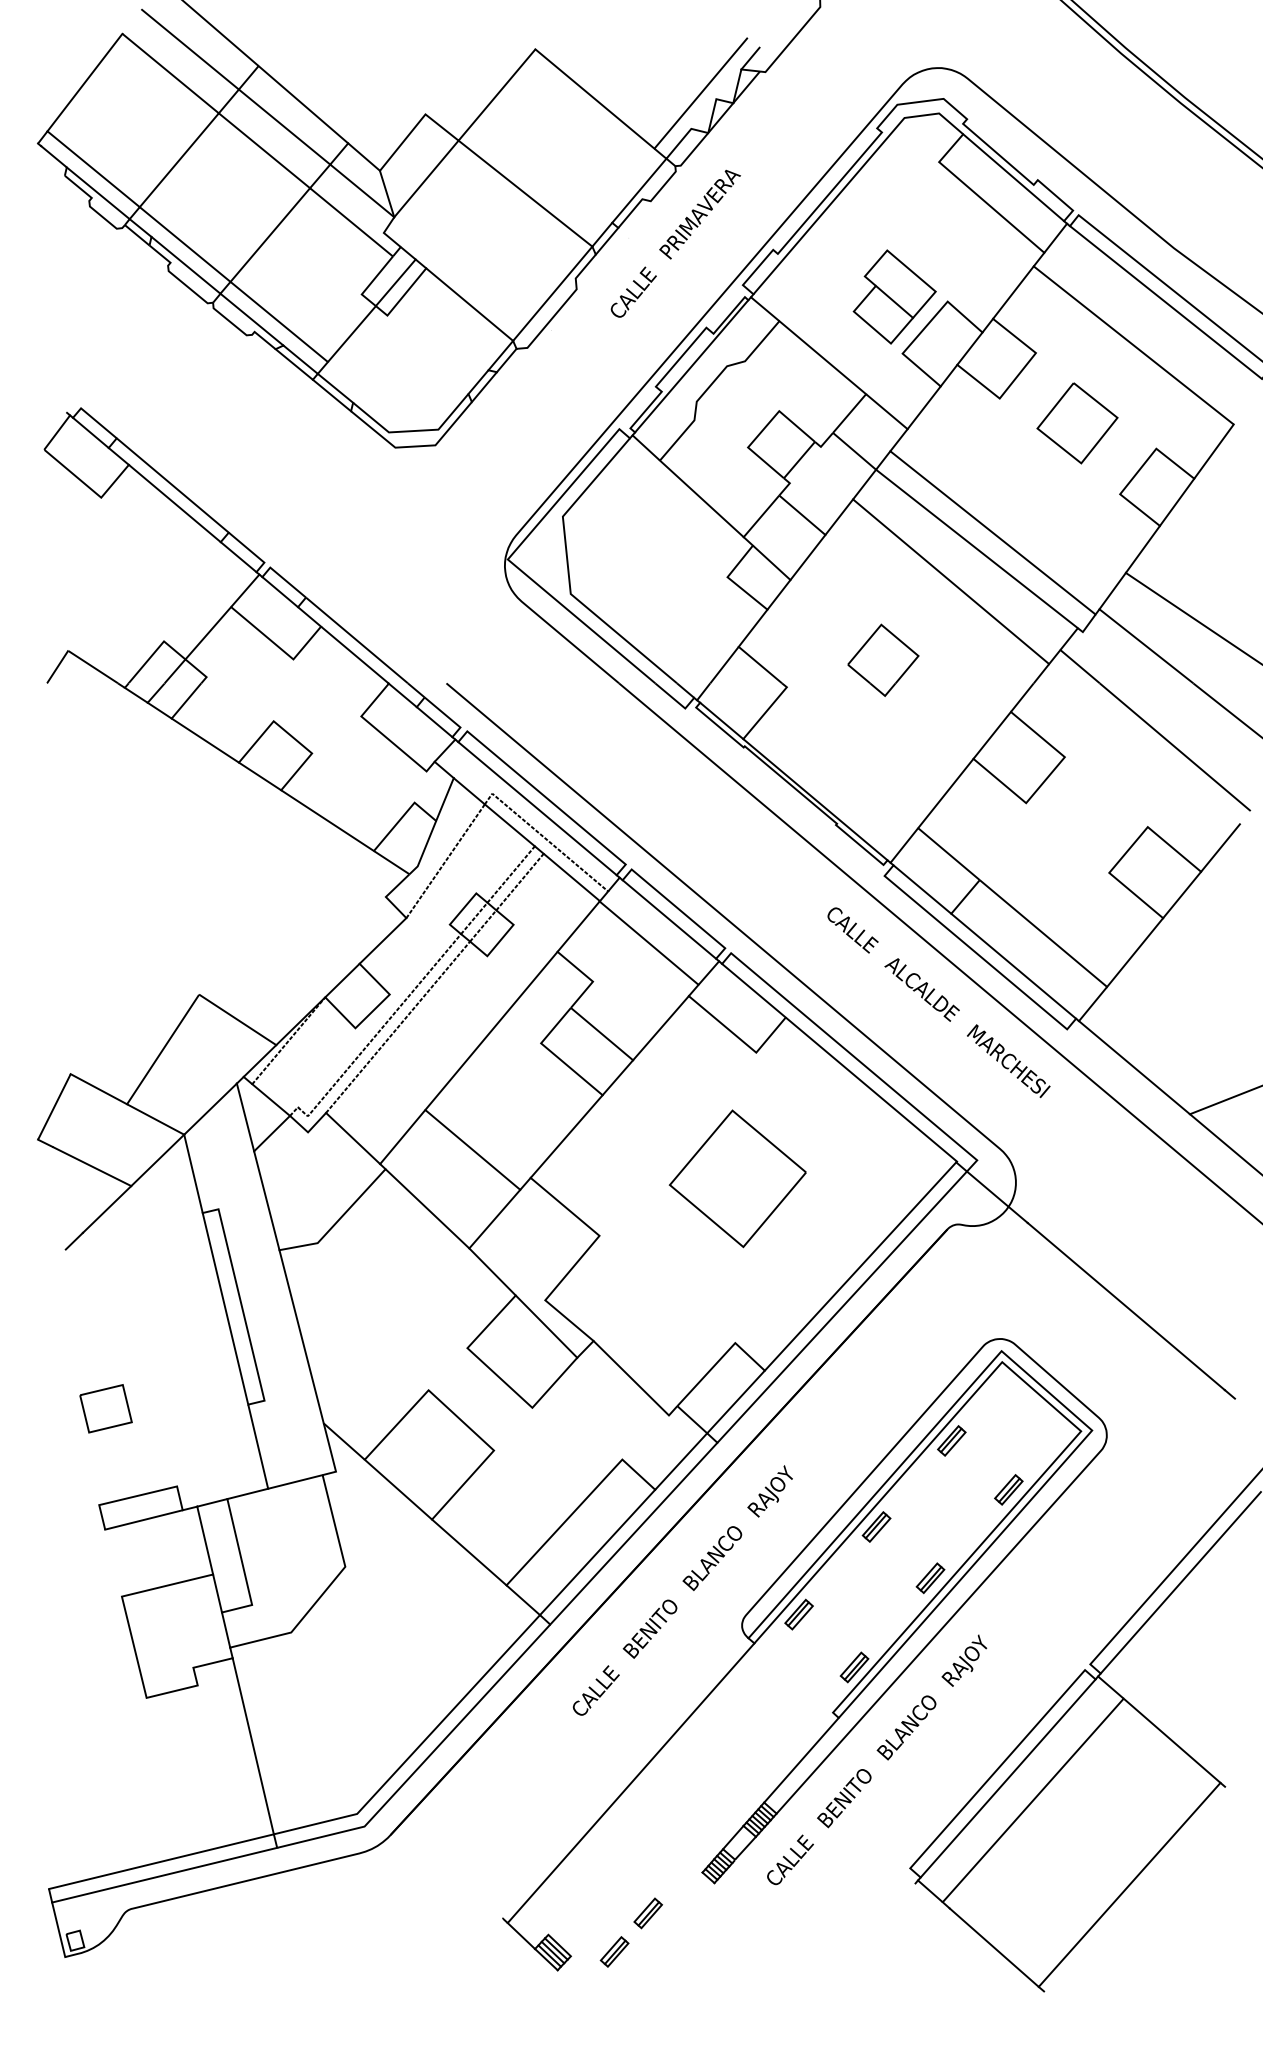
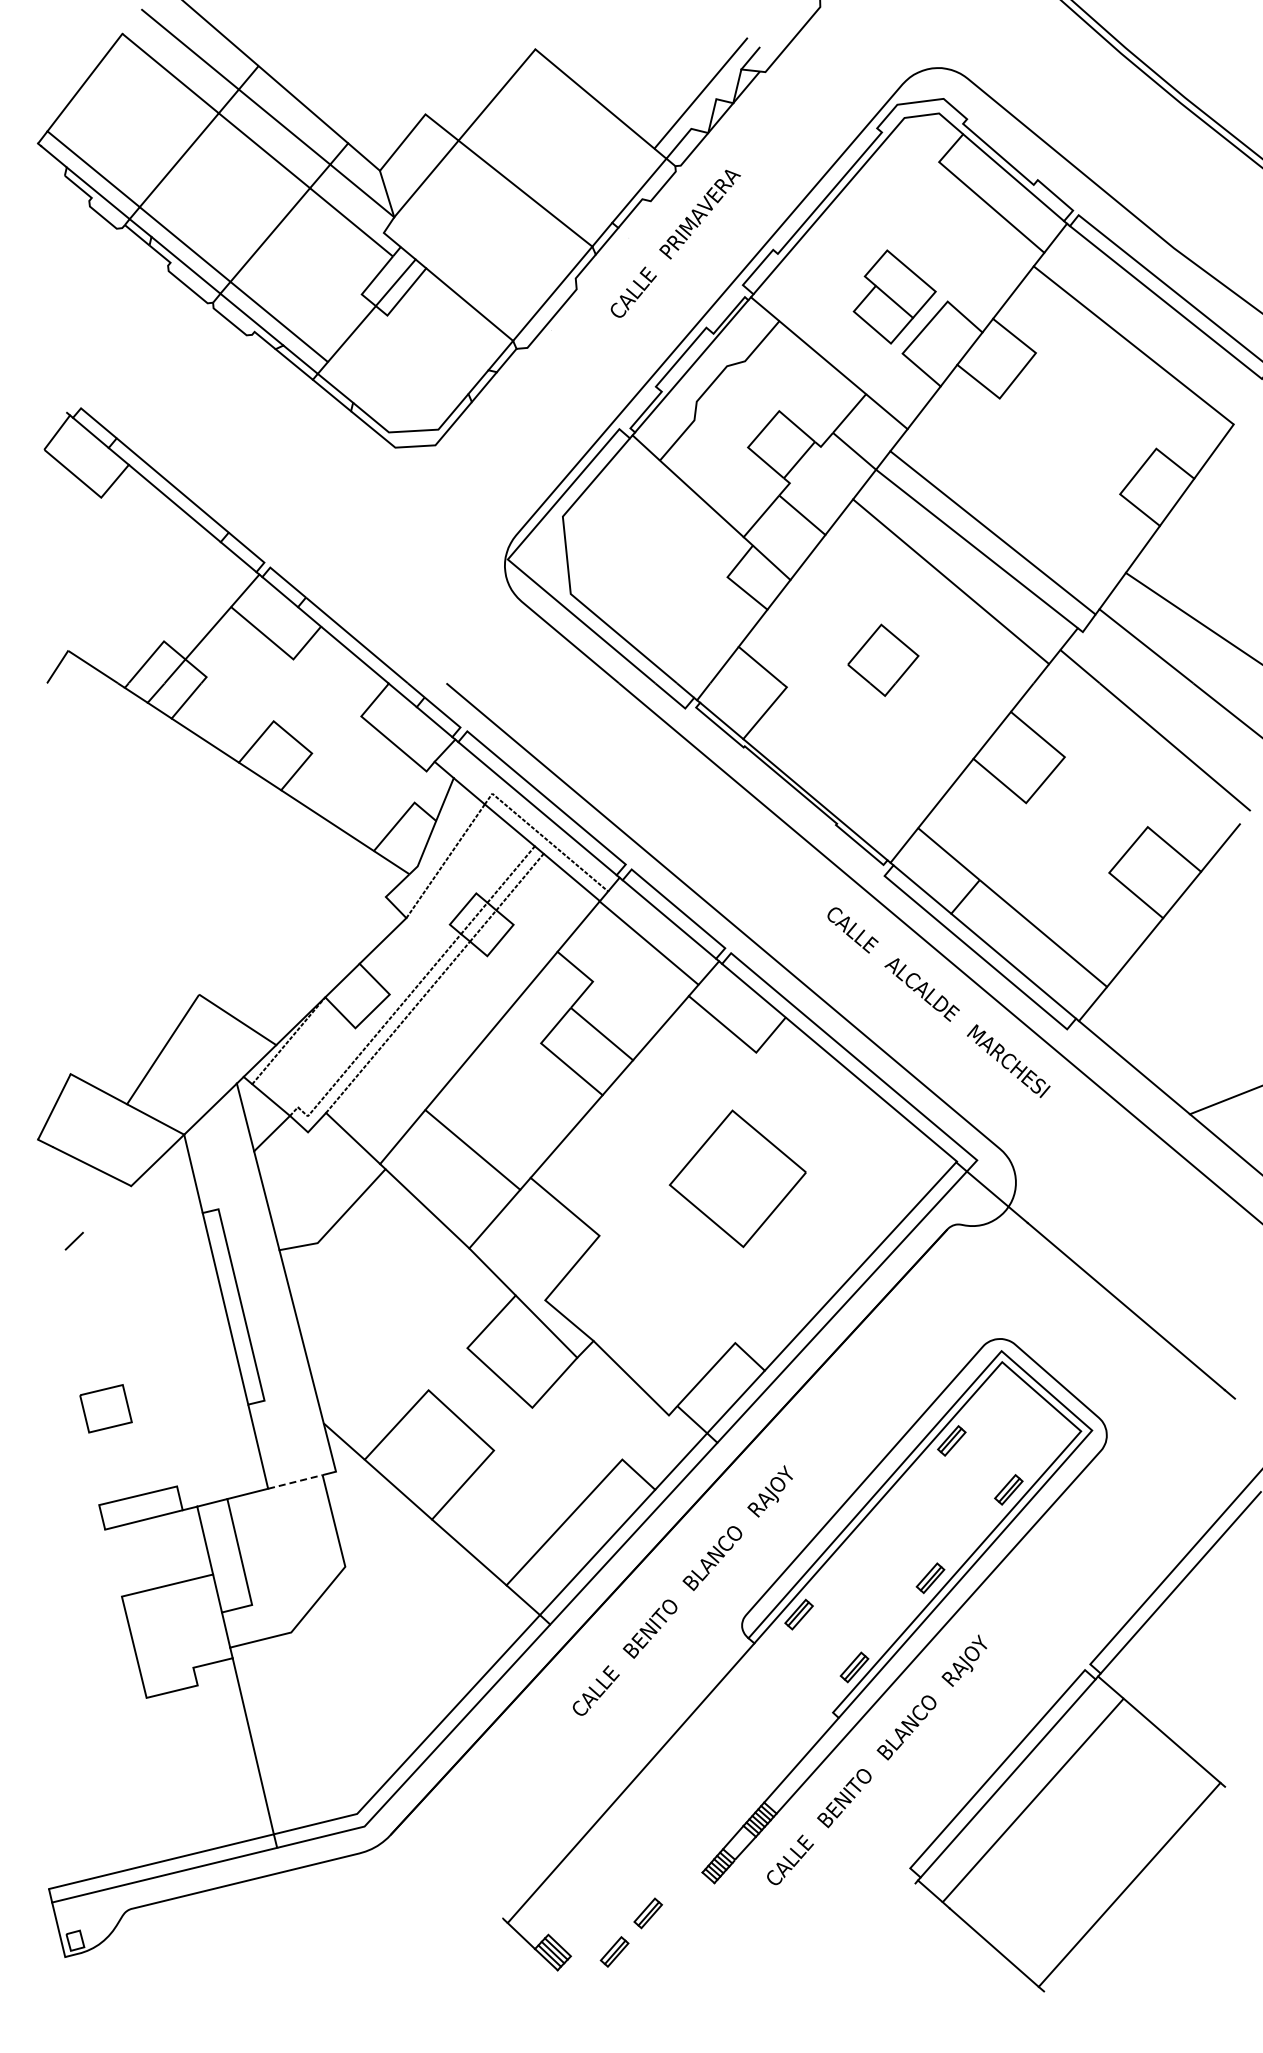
part: present -> none (1077, 423)
line: present -> none (106, 1209)
line: solid -> dashed (295, 1481)
part: present -> none (876, 1526)
